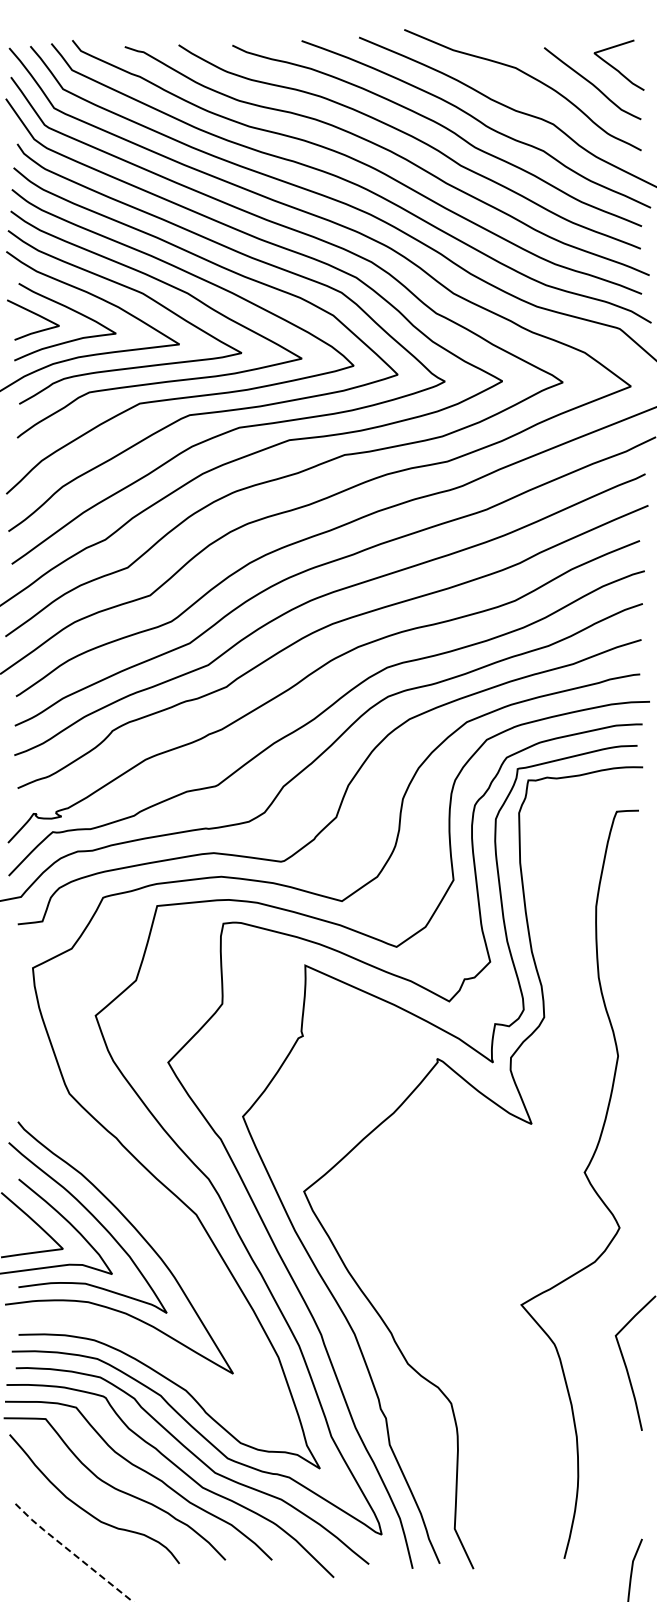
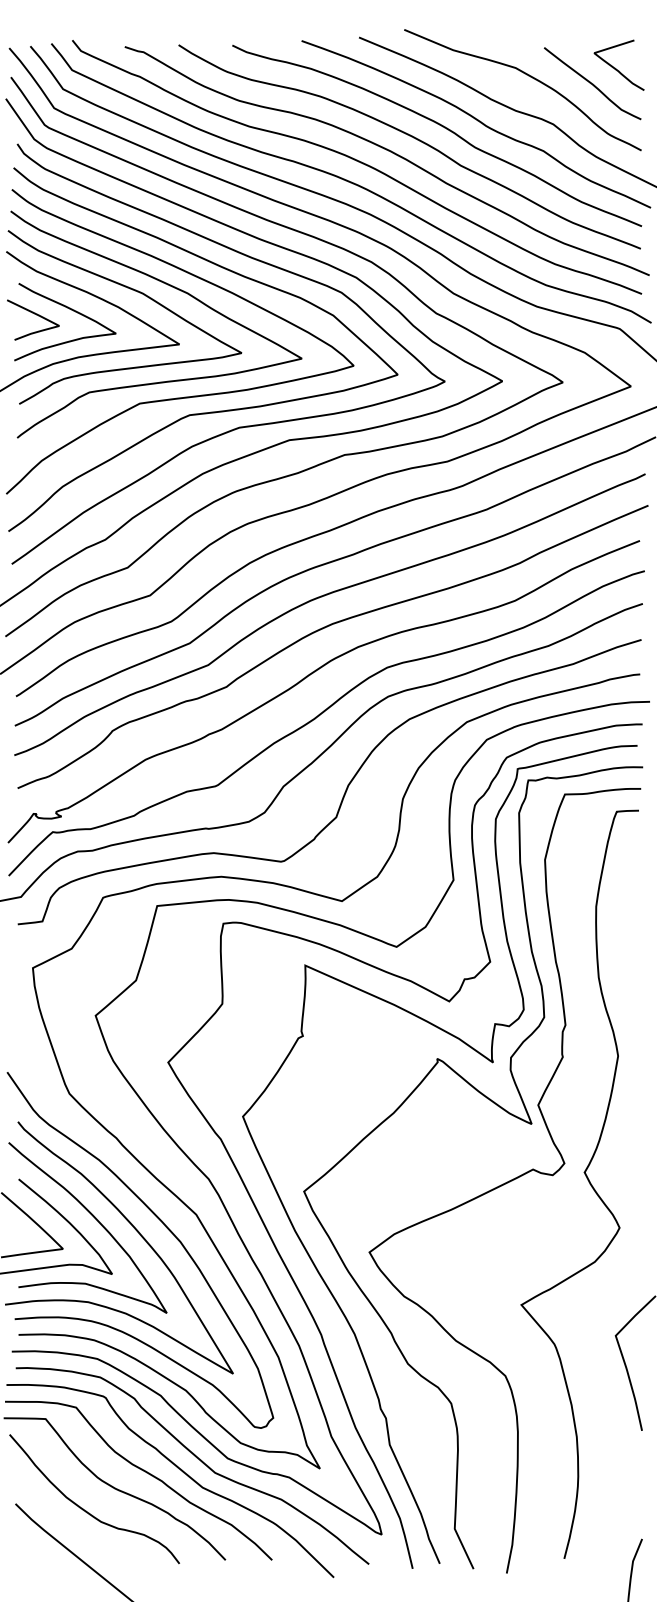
curve: none -> present (505, 1182)
curve: none -> present (165, 1227)
line: dashed -> solid (72, 1553)
